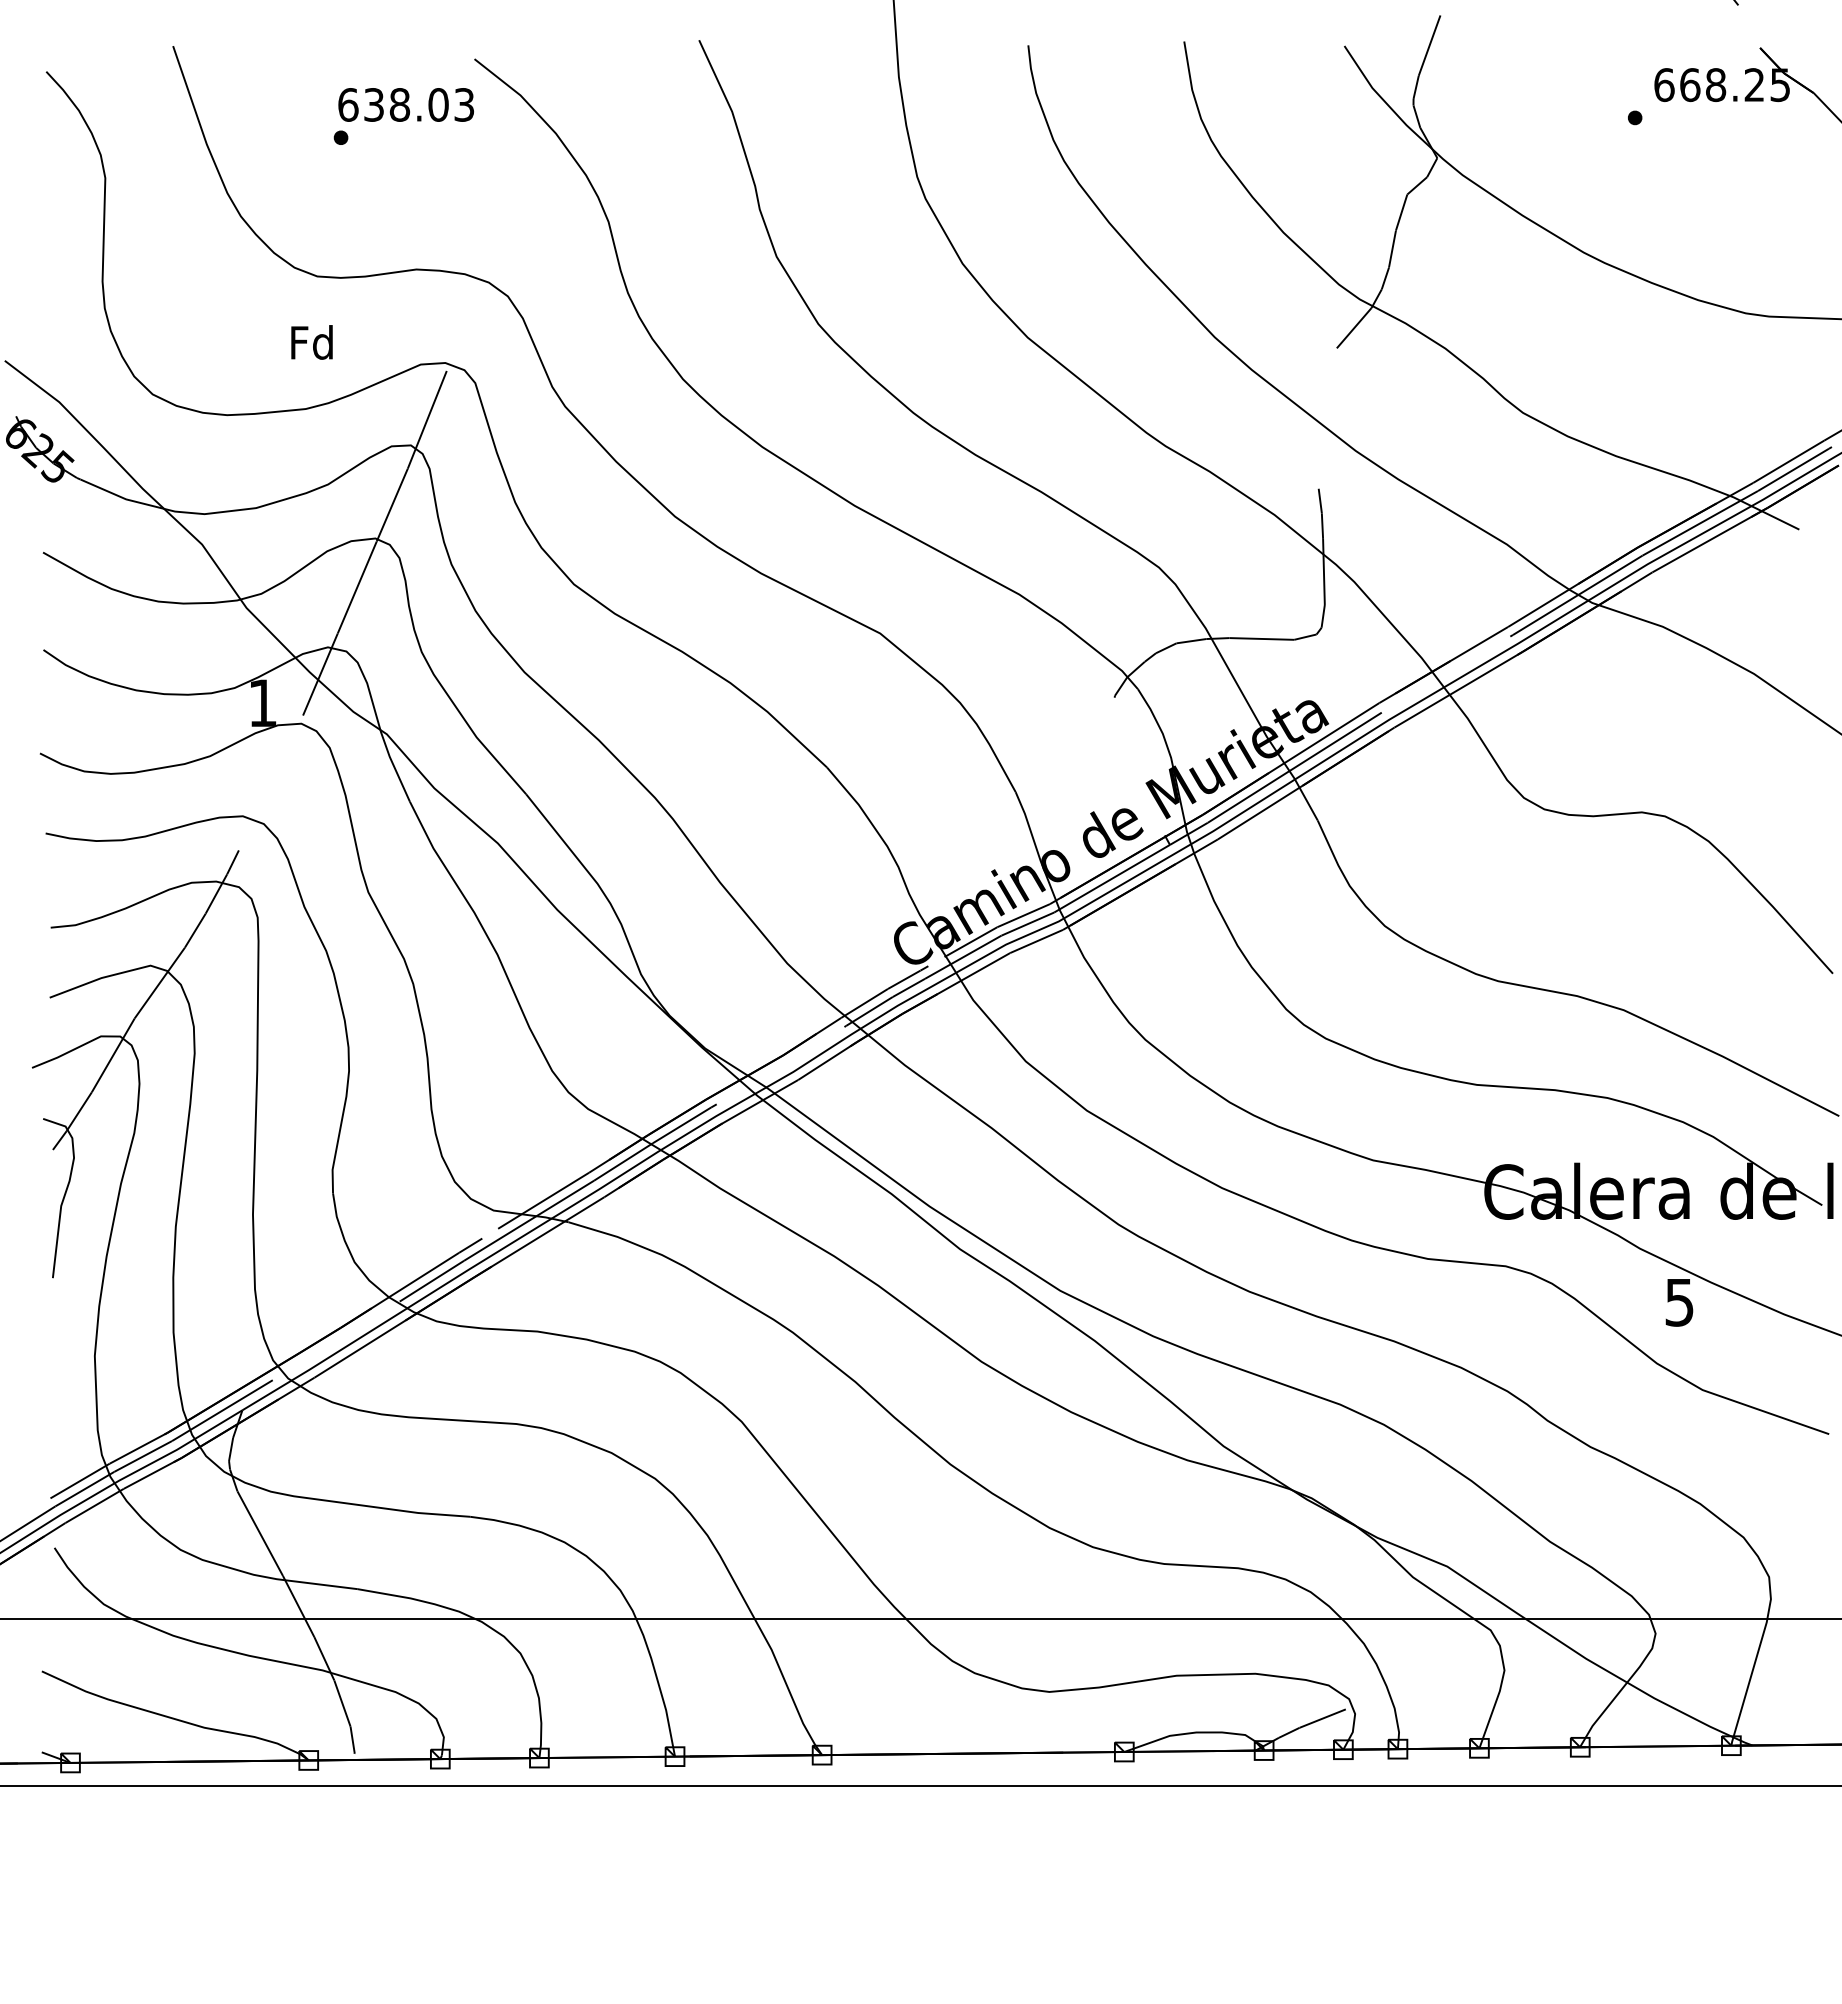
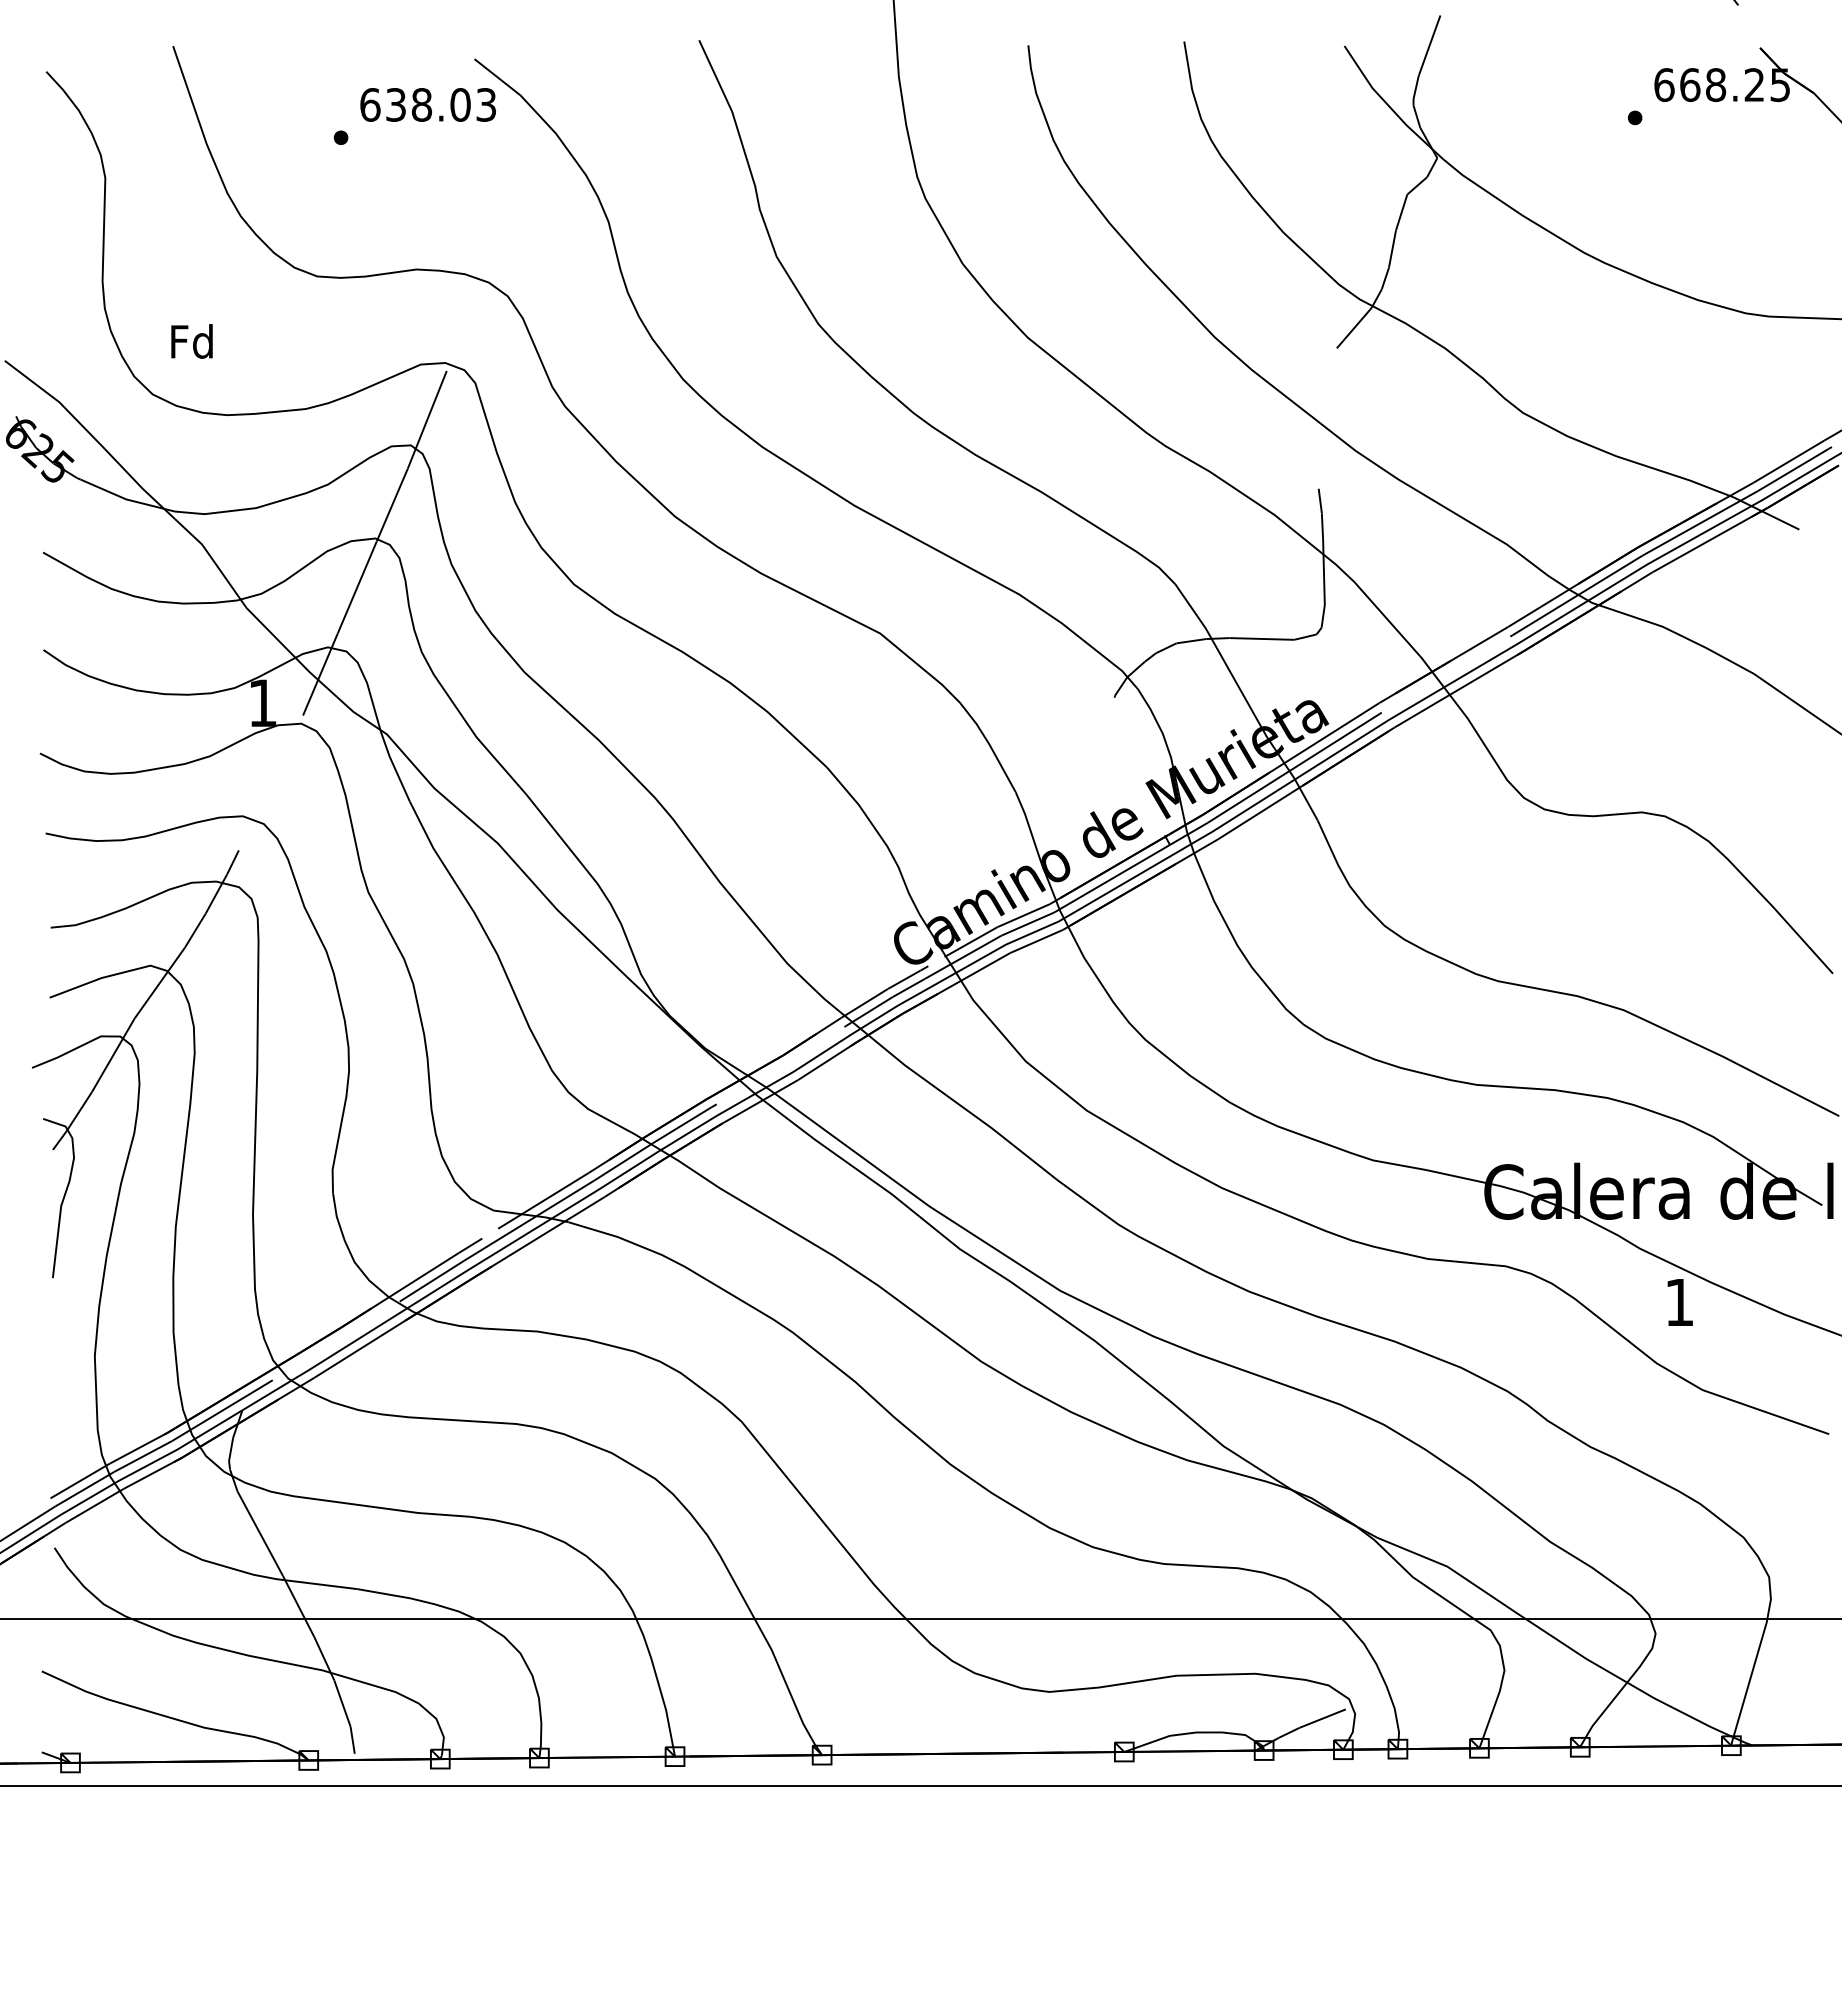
text position: (405, 104) -> (427, 104) (427, 104)
text position: (311, 342) -> (191, 341) (191, 341)
text: 5 -> 1 (1679, 1302)
